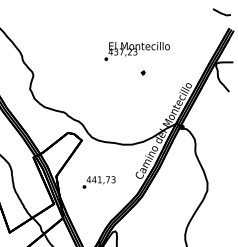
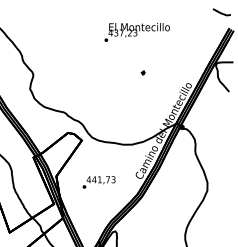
text position: (136, 51) -> (136, 32) (136, 32)
